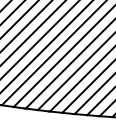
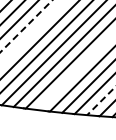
line: solid -> dashed (26, 26)
line: present -> none (33, 33)
line: present -> none (74, 72)
line: solid -> dashed (101, 101)
